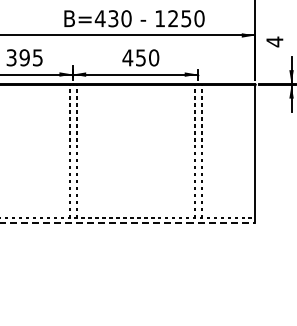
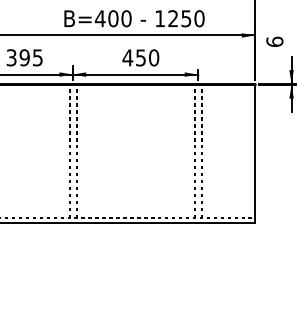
text: B=430 -> B=400 (113, 18)
text: 4 -> 6 (274, 41)
line: dashed -> solid (128, 222)
